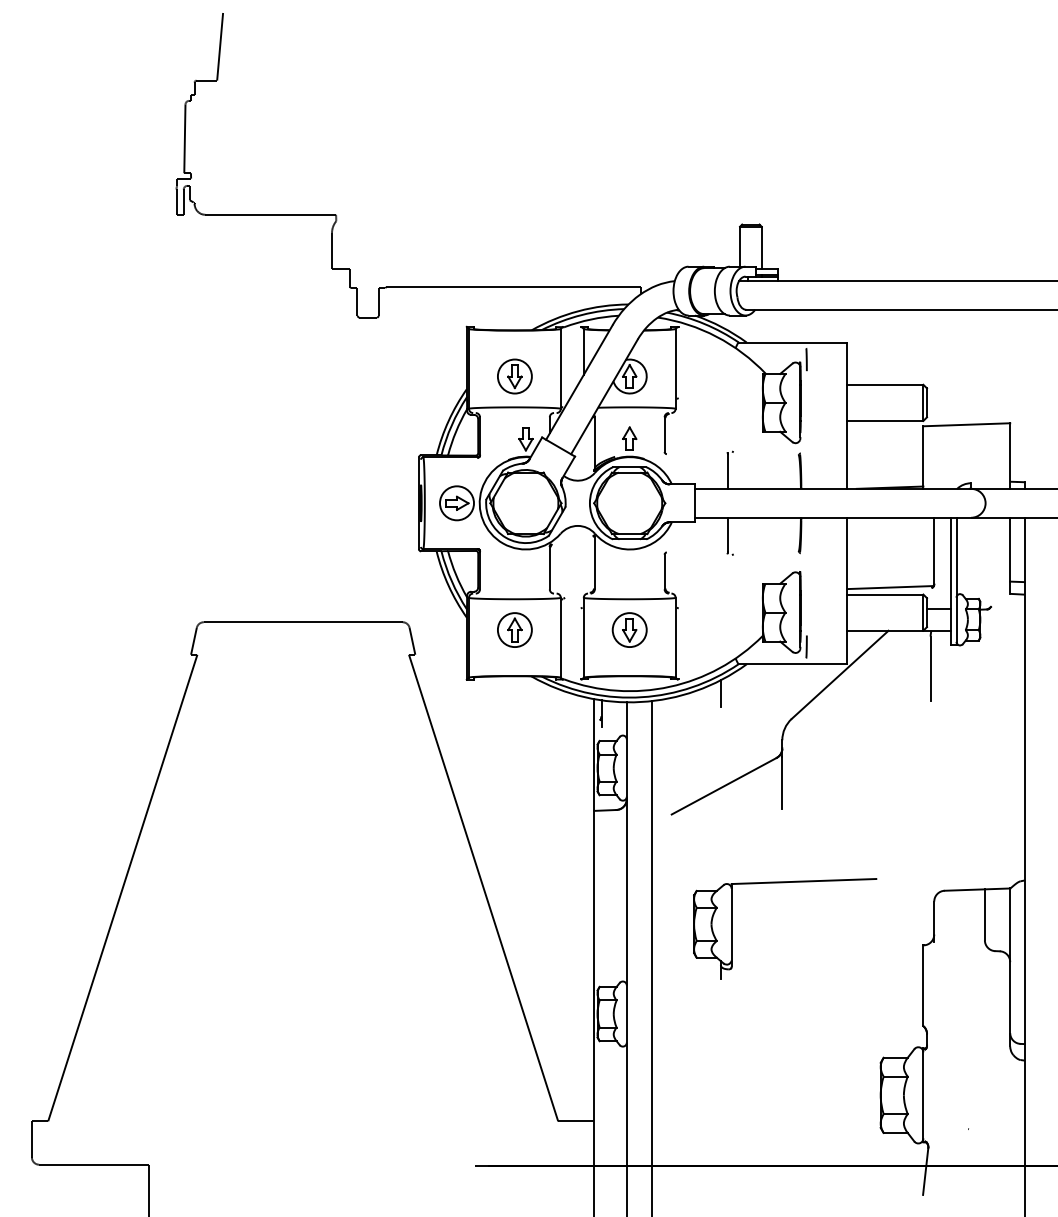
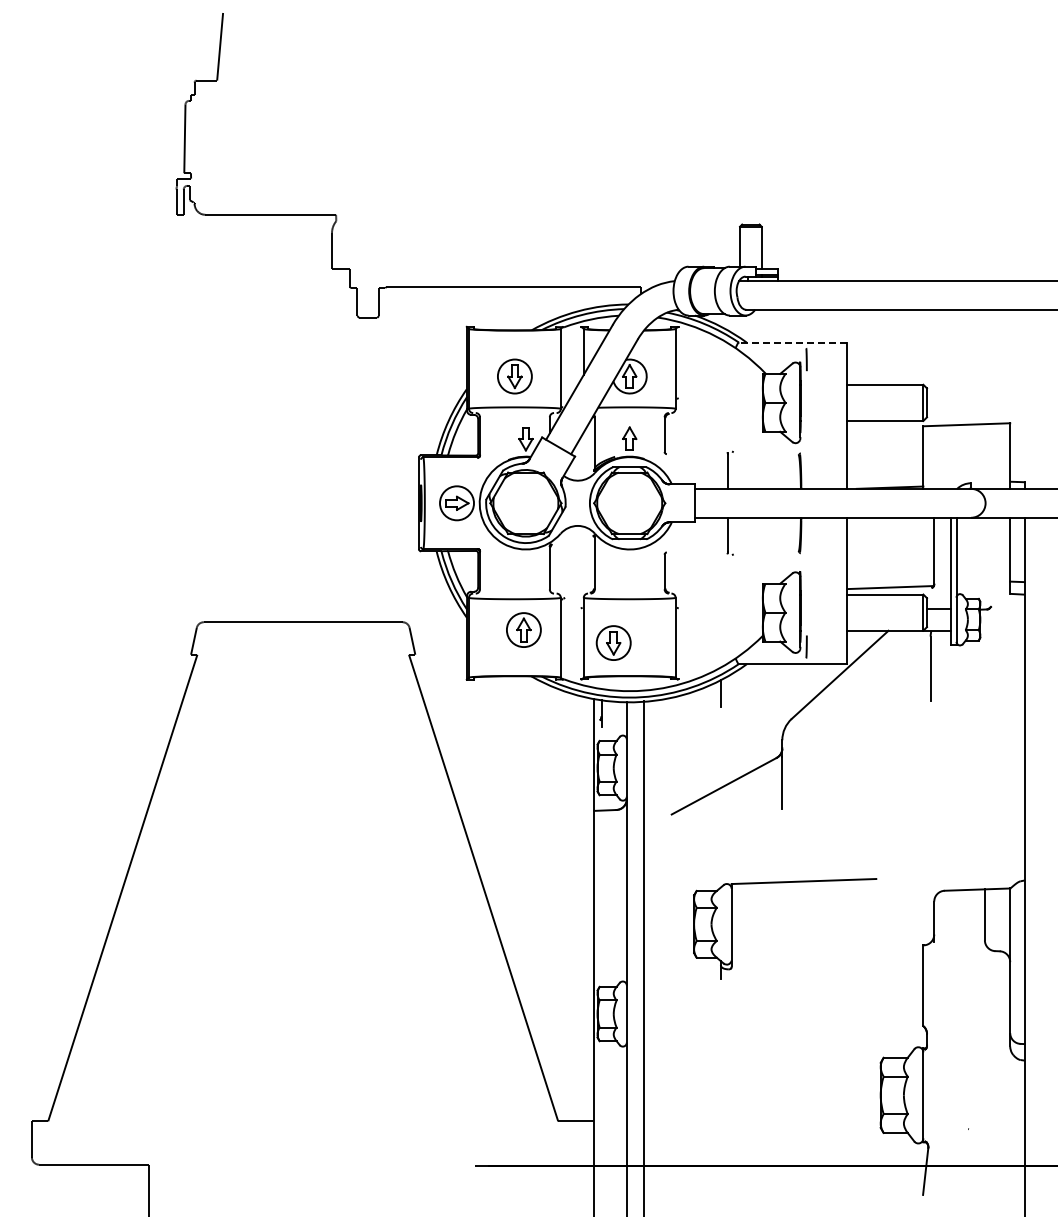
line: solid -> dashed (792, 342)
part position: (514, 629) -> (523, 629) (523, 629)
part position: (629, 629) -> (613, 642) (613, 642)
line position: (652, 957) -> (644, 957) (644, 957)
